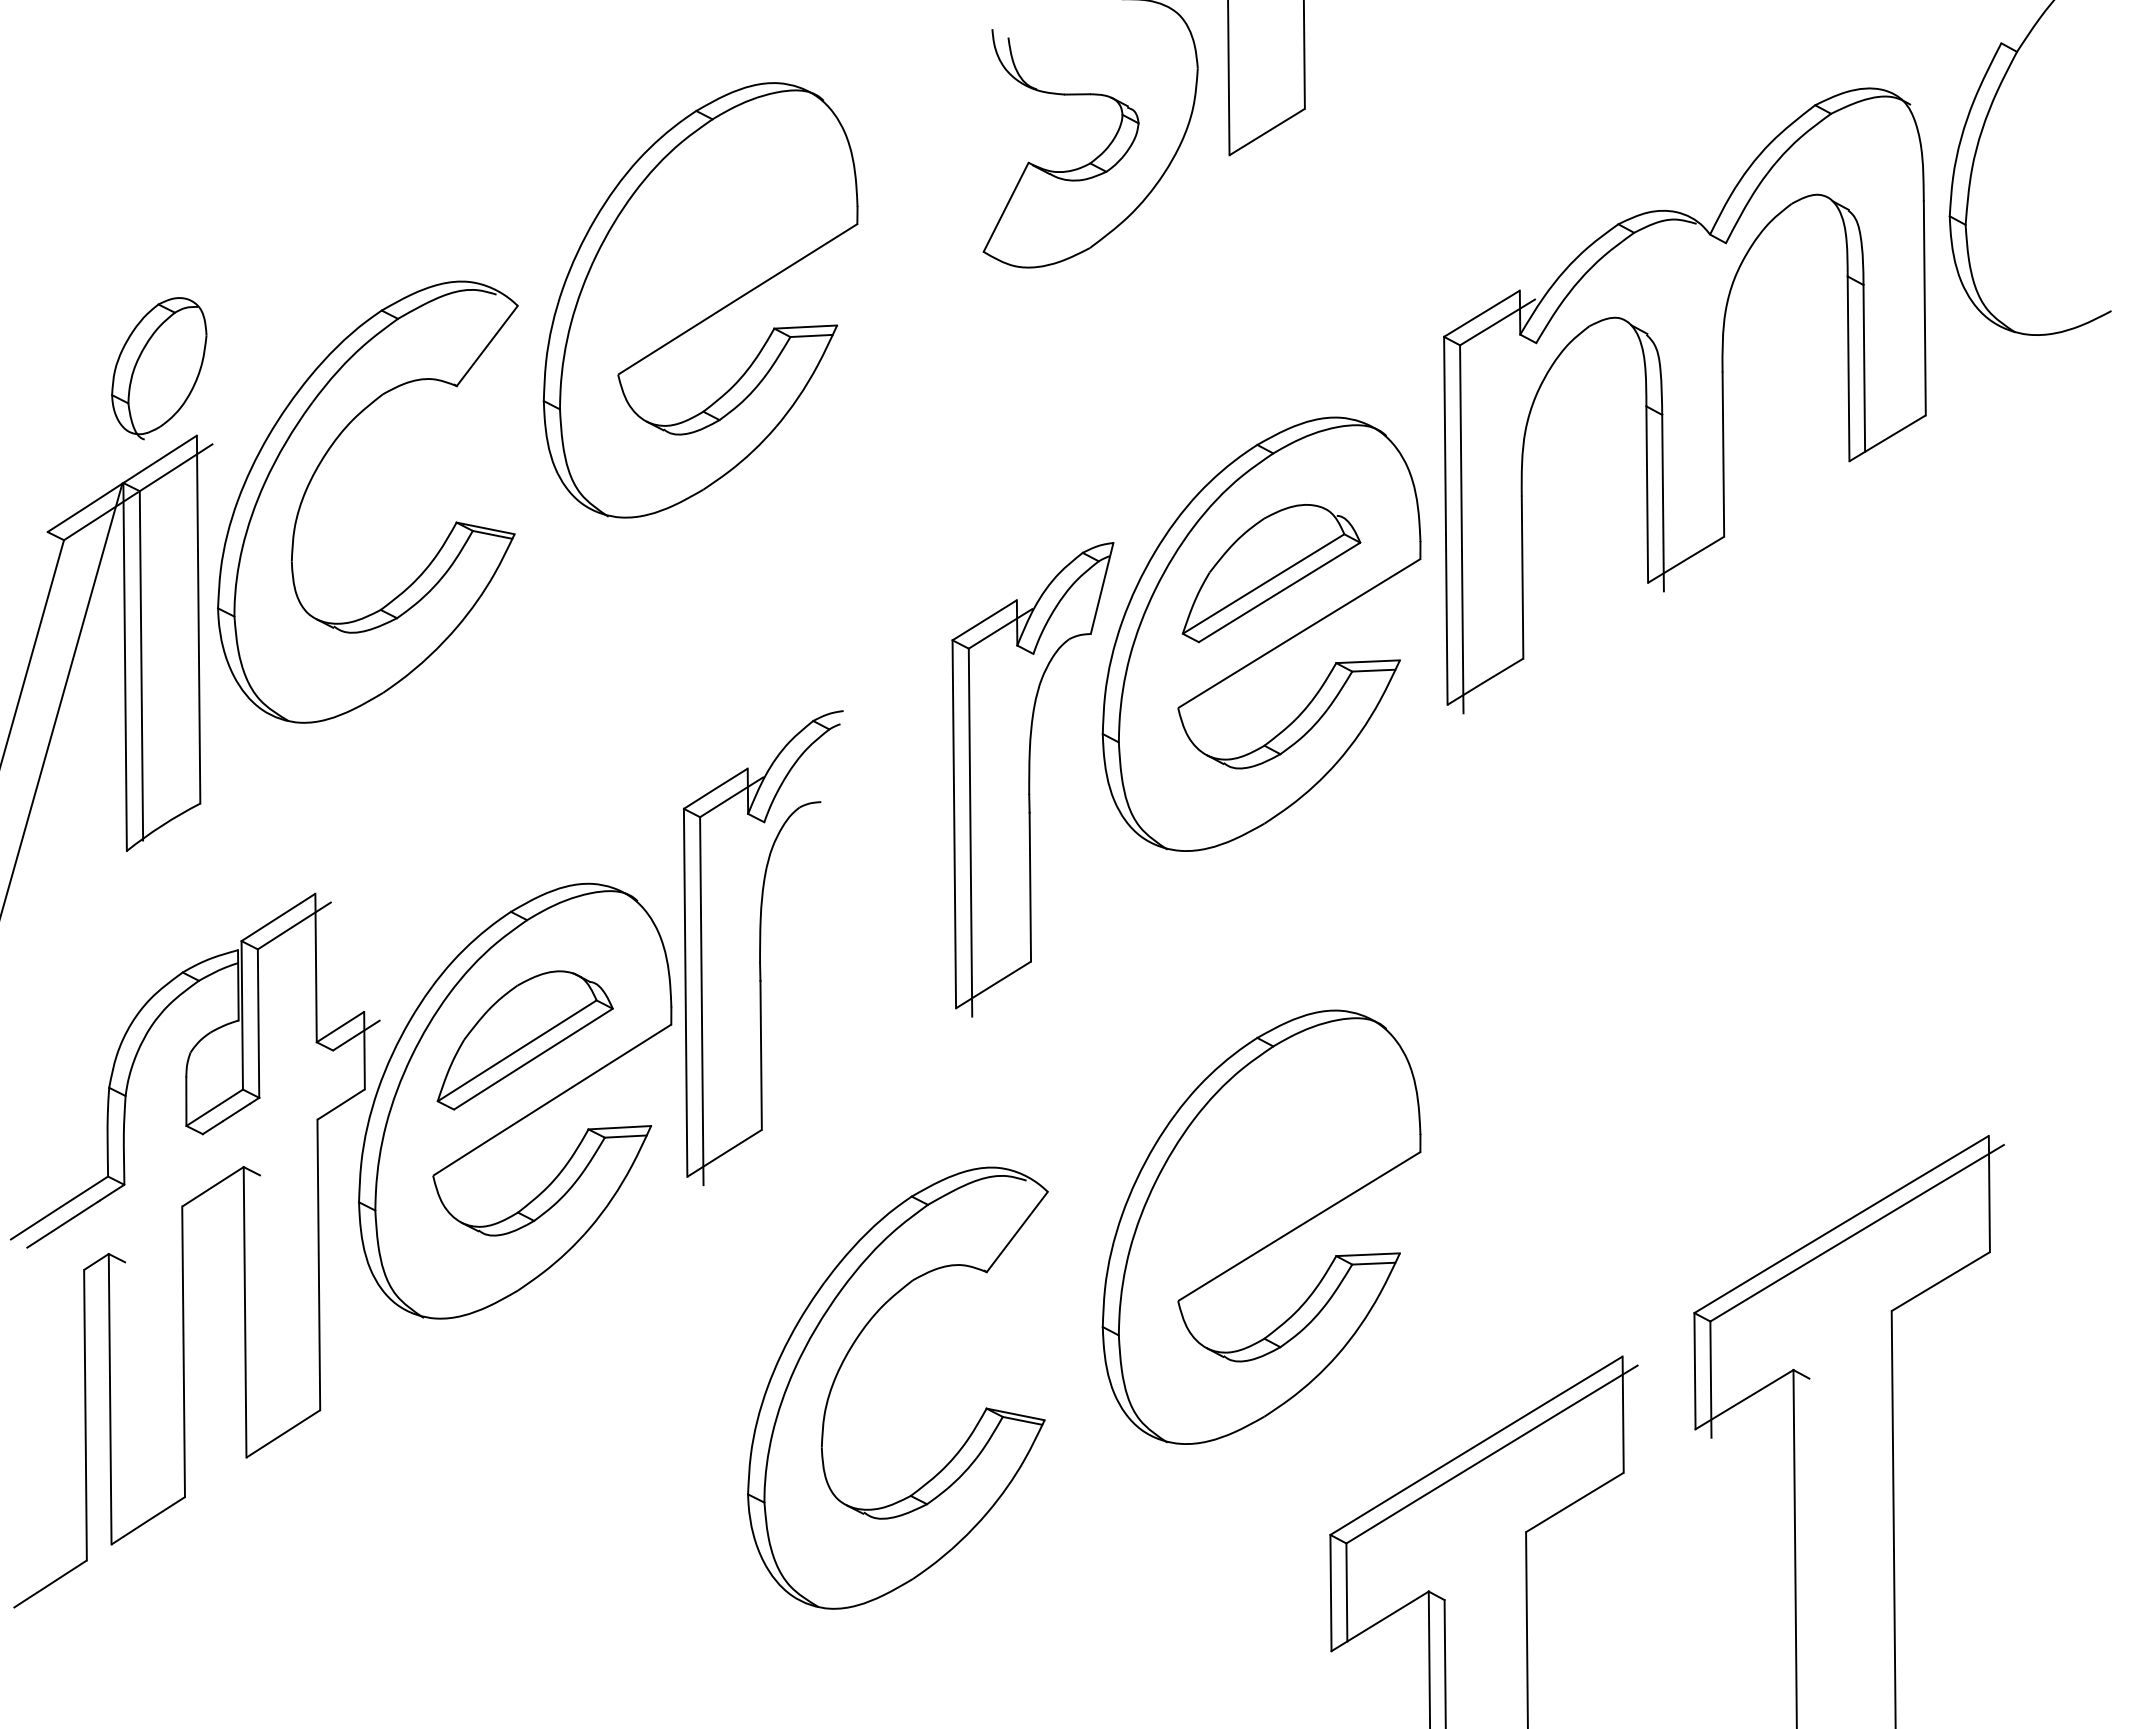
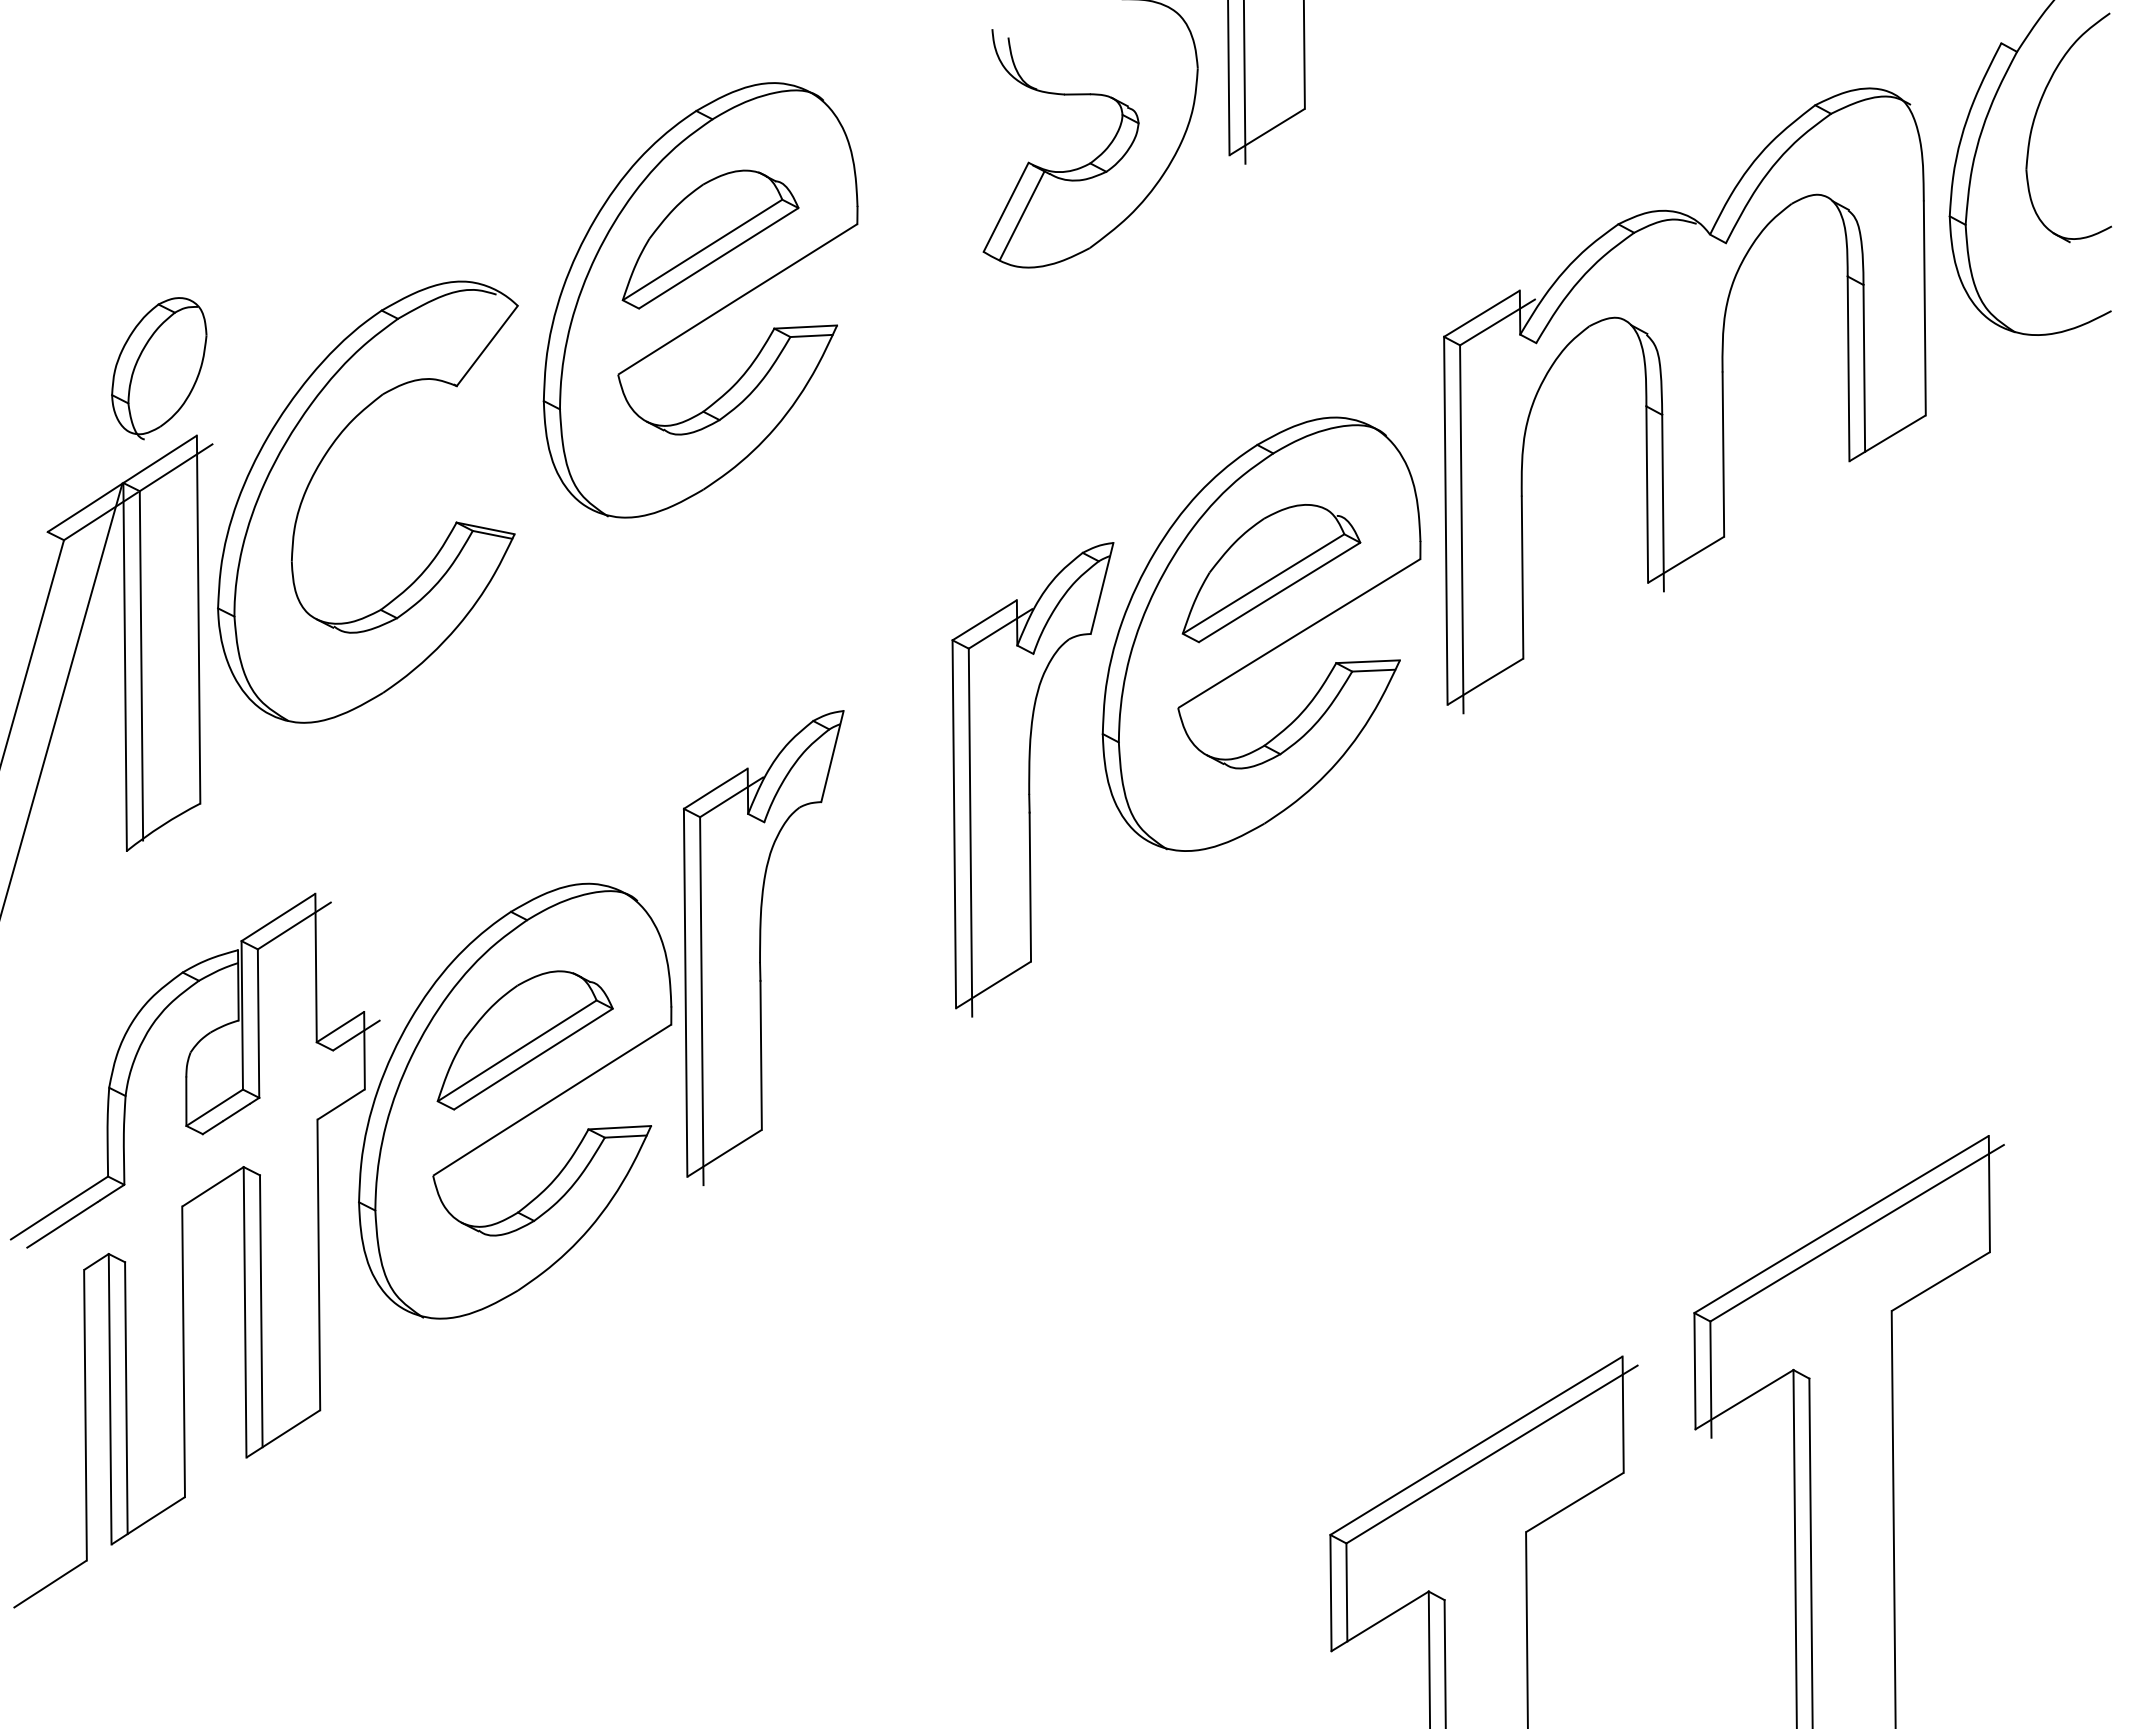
line: none -> present (1244, 82)
part: none -> present (2036, 116)
line: none -> present (1021, 215)
part: none -> present (710, 239)
line: none -> present (832, 756)
part: present -> none (1261, 1226)
line: none -> present (261, 1311)
part: present -> none (844, 1361)
line: none -> present (126, 1398)
line: none -> present (1810, 1551)
